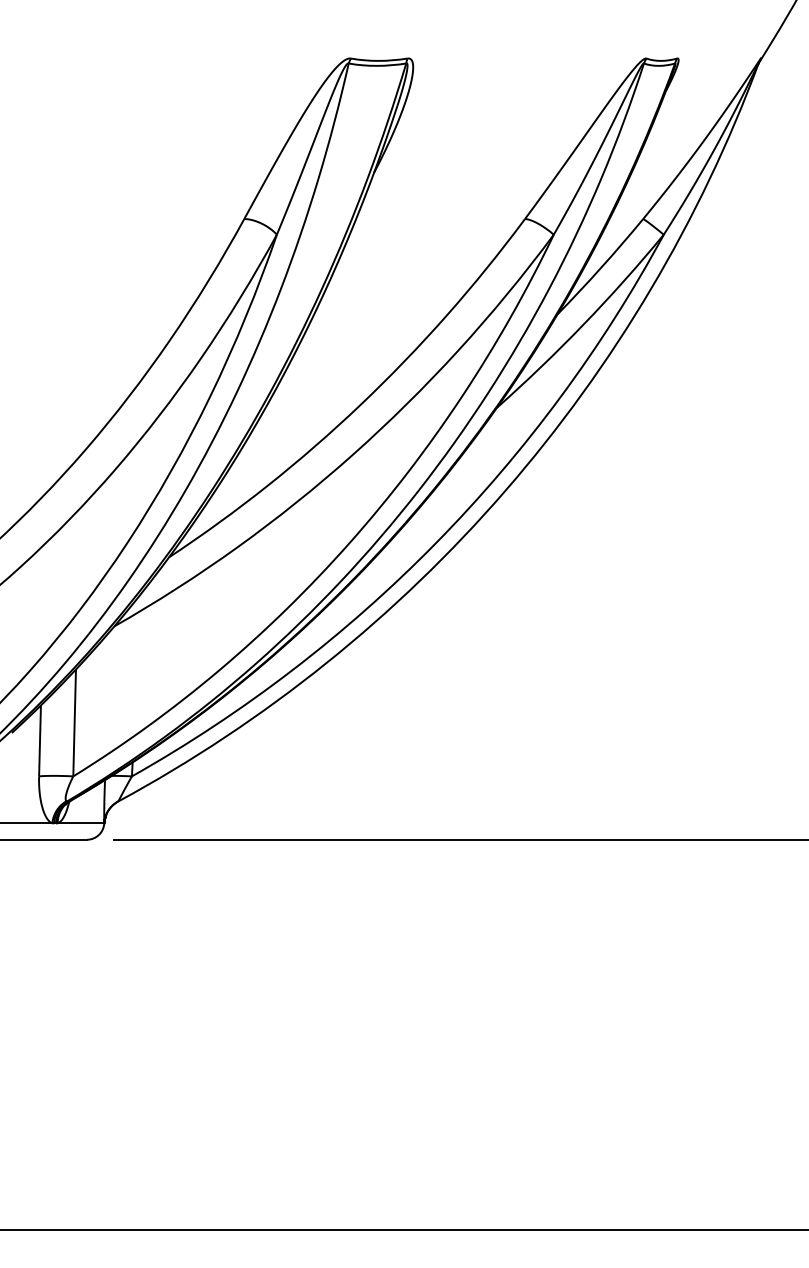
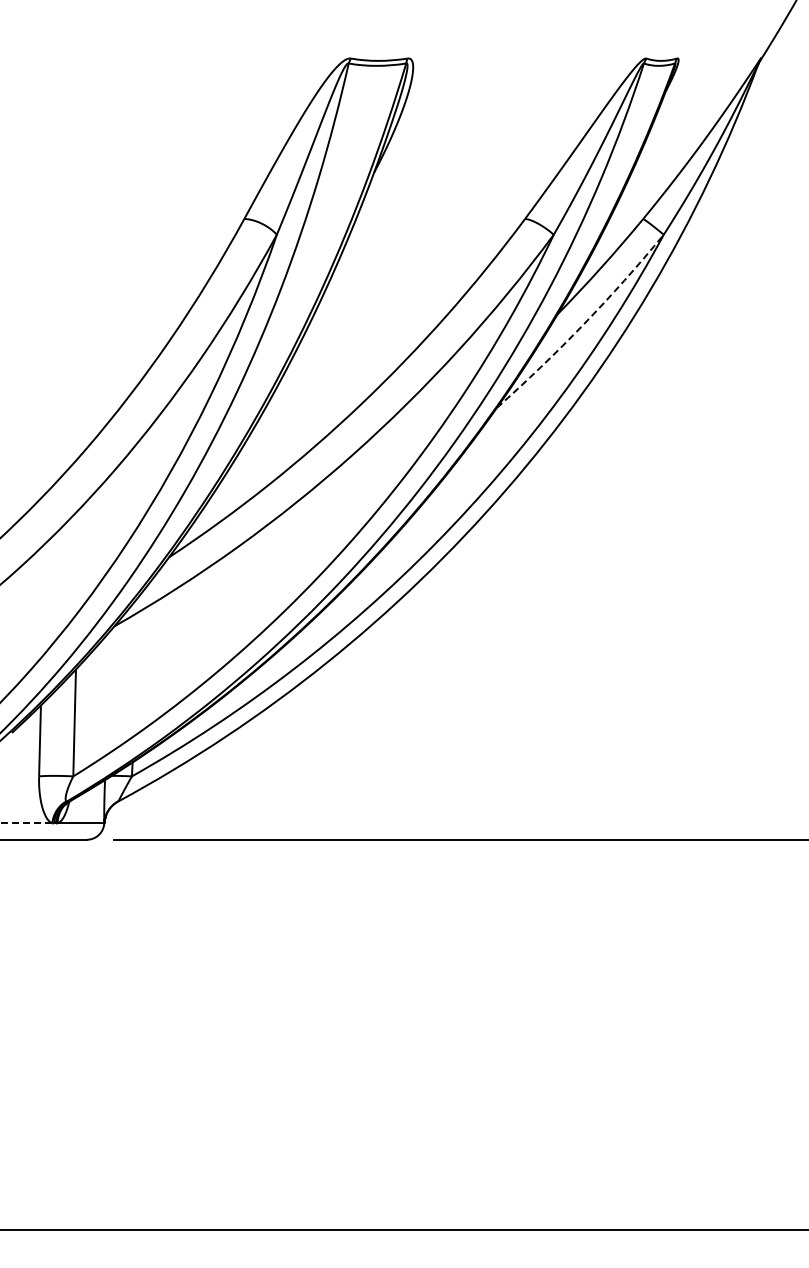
arc: solid -> dashed (583, 324)
line: solid -> dashed (26, 823)
